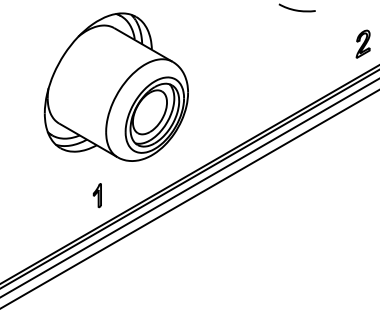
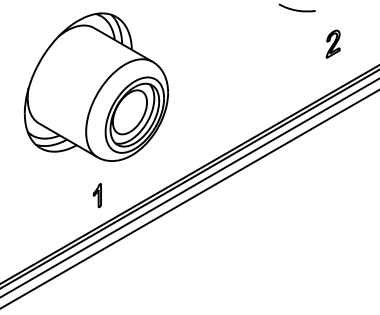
part position: (362, 43) -> (332, 43) (332, 43)
part position: (115, 86) -> (95, 86) (95, 86)
